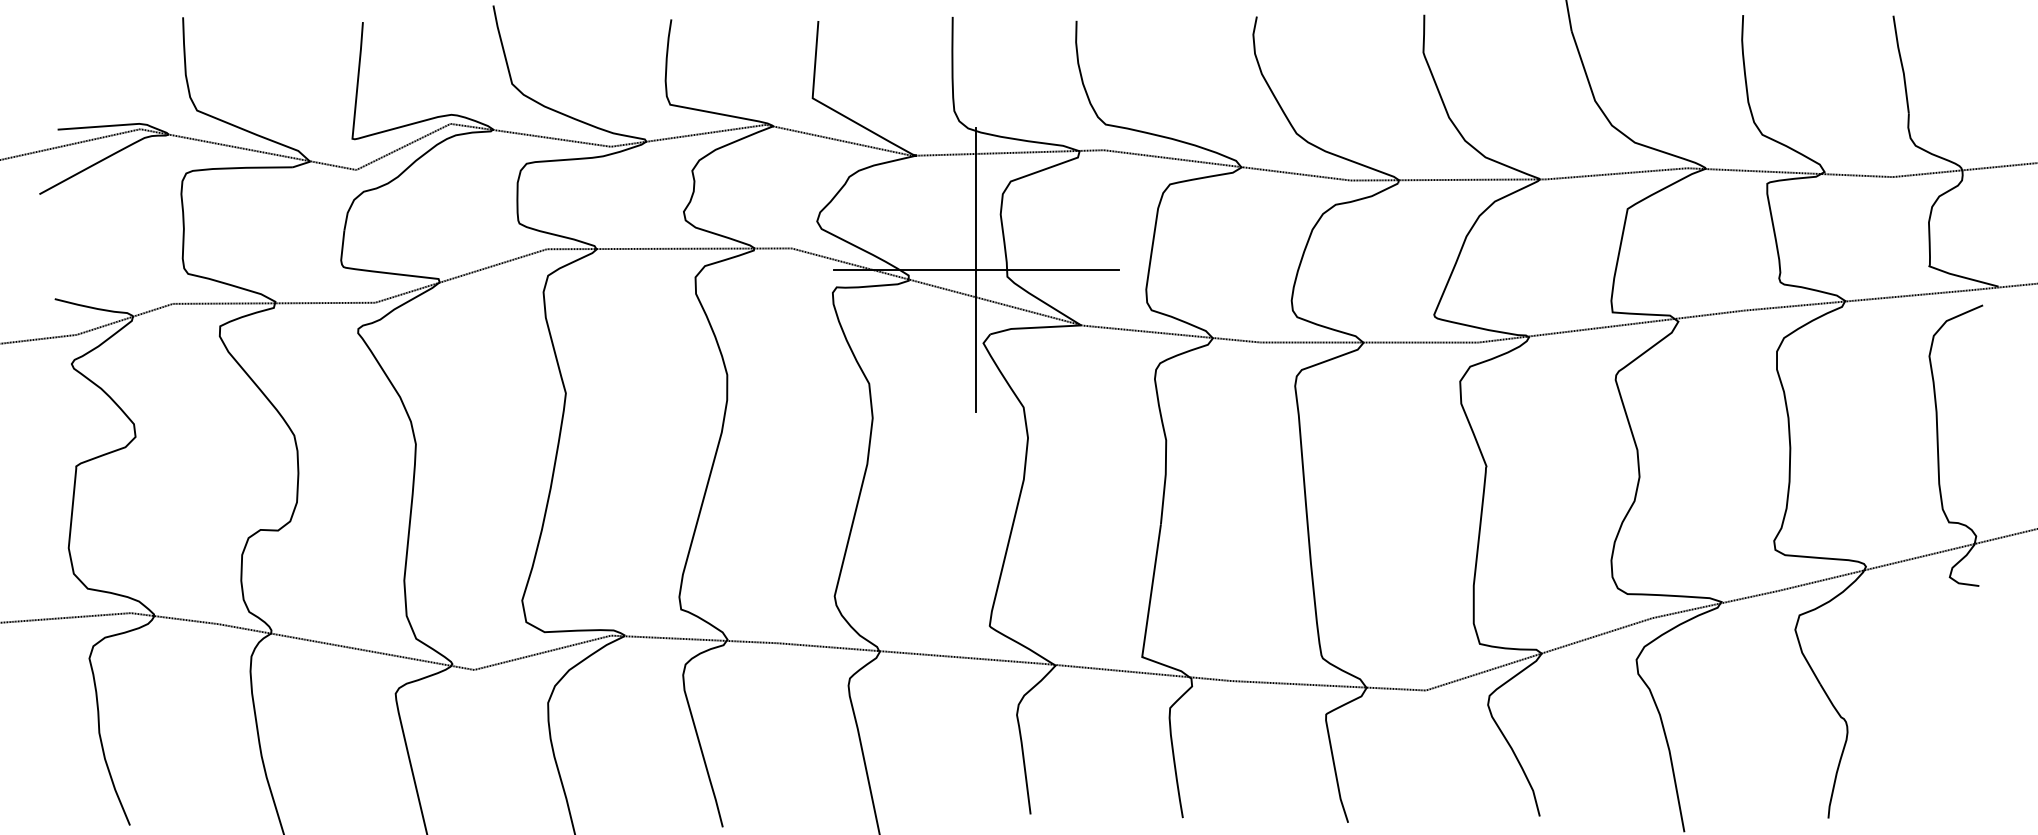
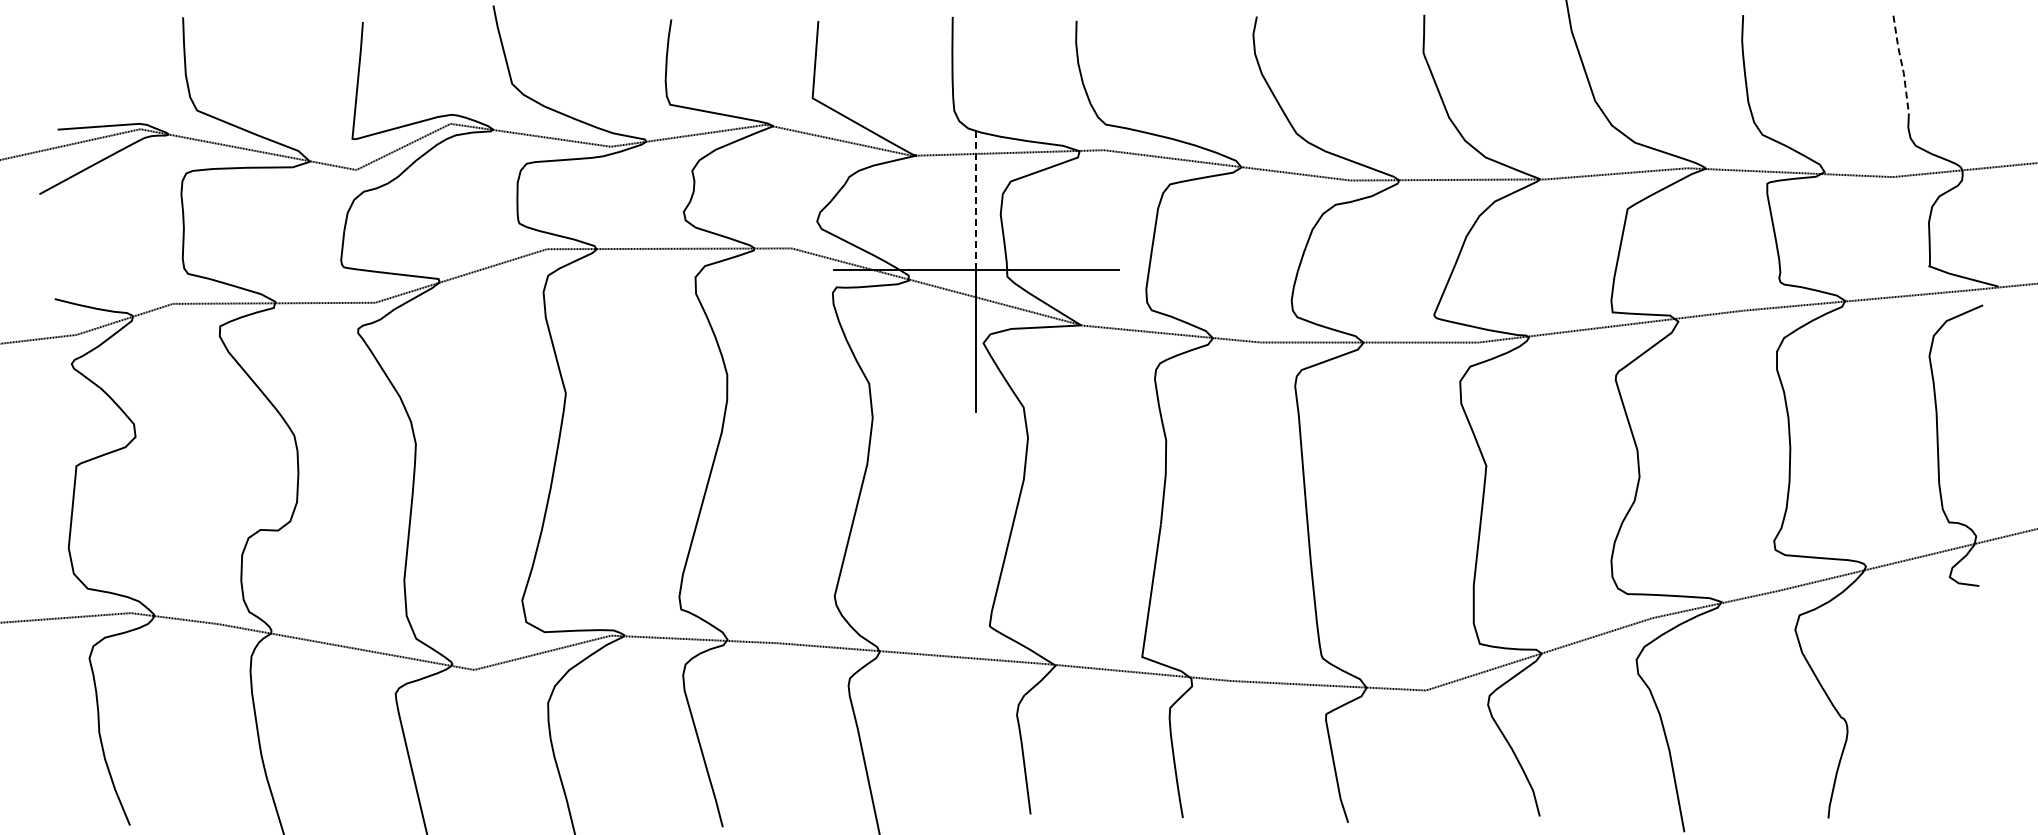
line: solid -> dashed (1901, 64)
line: solid -> dashed (976, 199)
